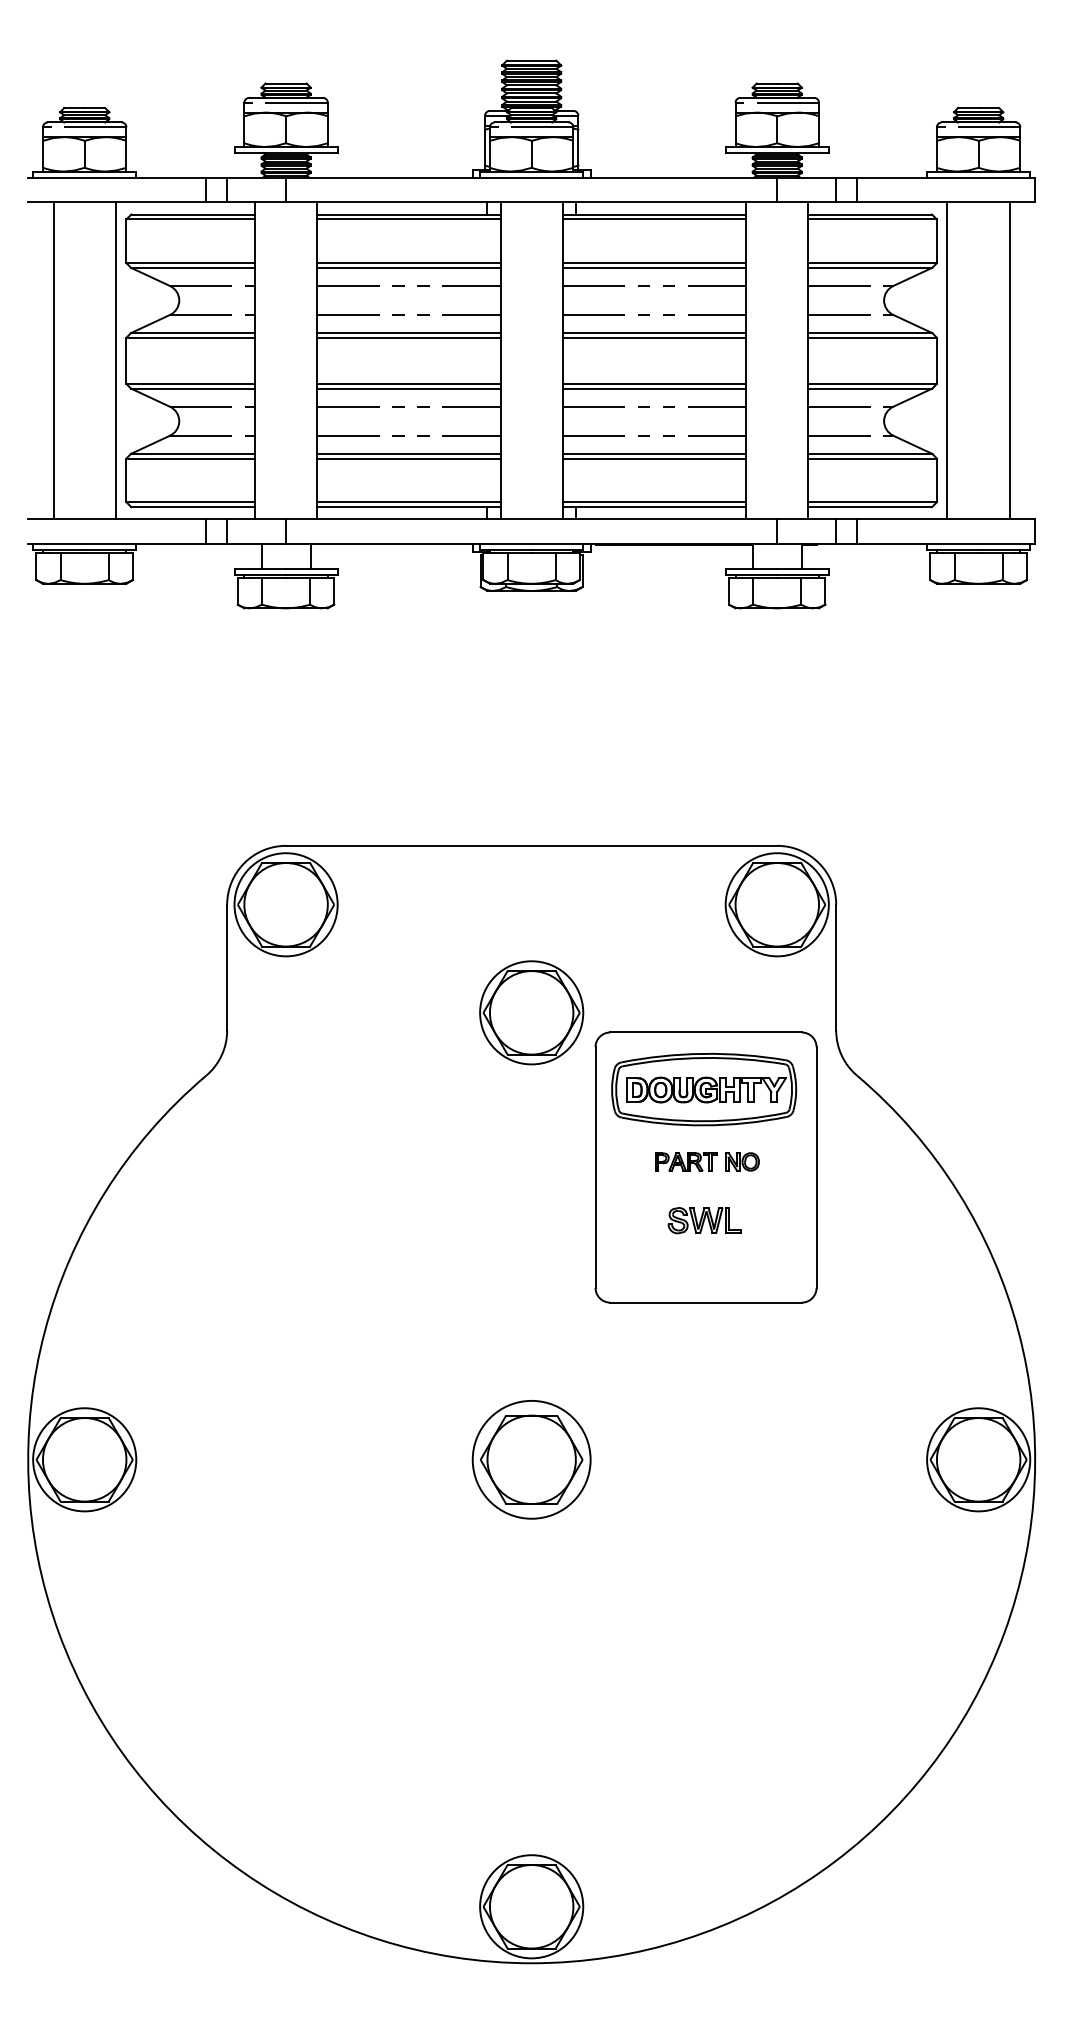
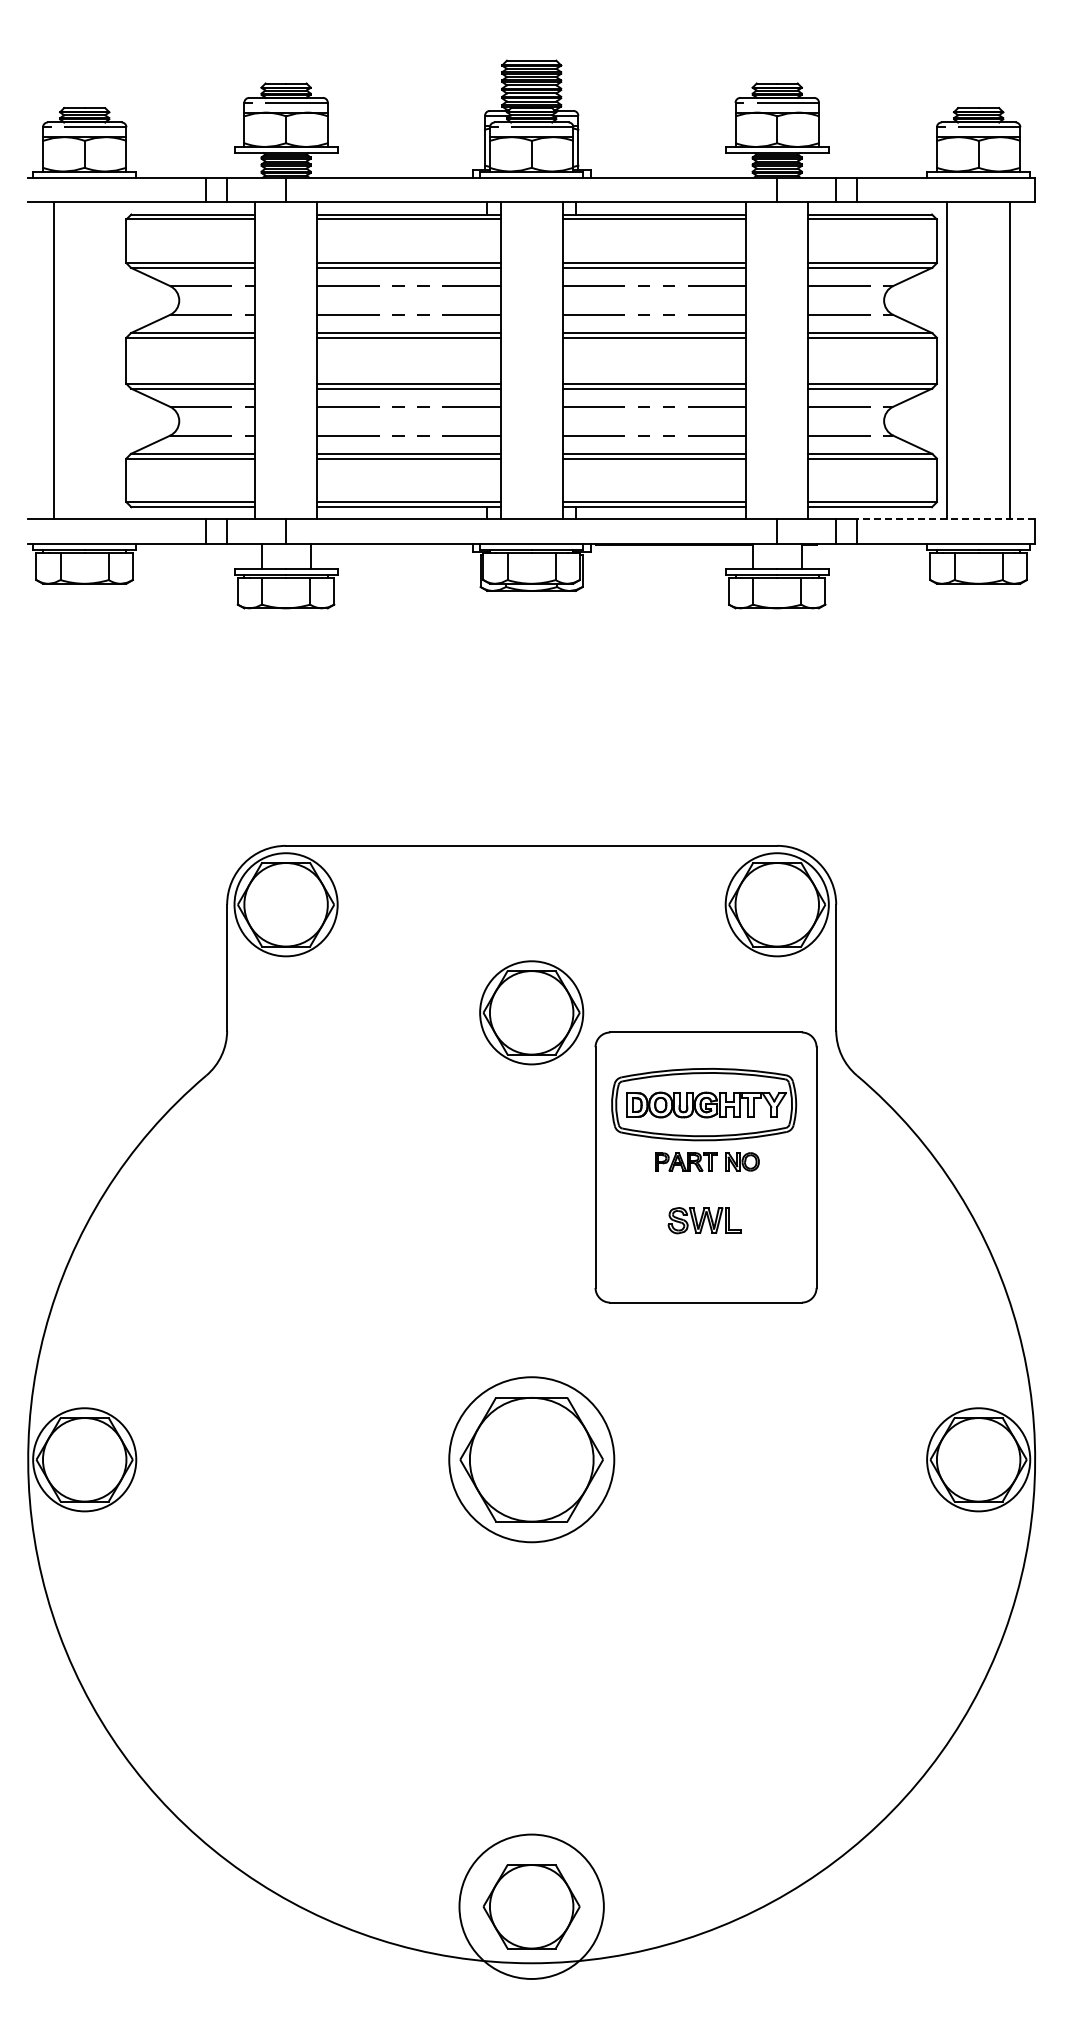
line: present -> none (115, 360)
line: solid -> dashed (945, 519)
part position: (704, 1089) -> (704, 1104) (704, 1104)
part size: 121x120 px -> 168x168 px (531, 1459)
circle diameter: 103 px -> 144 px (531, 1906)
